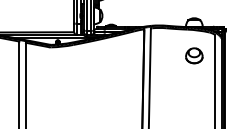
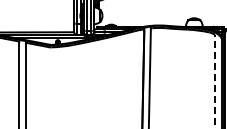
part: present -> none (194, 55)
line: solid -> dashed (215, 81)
